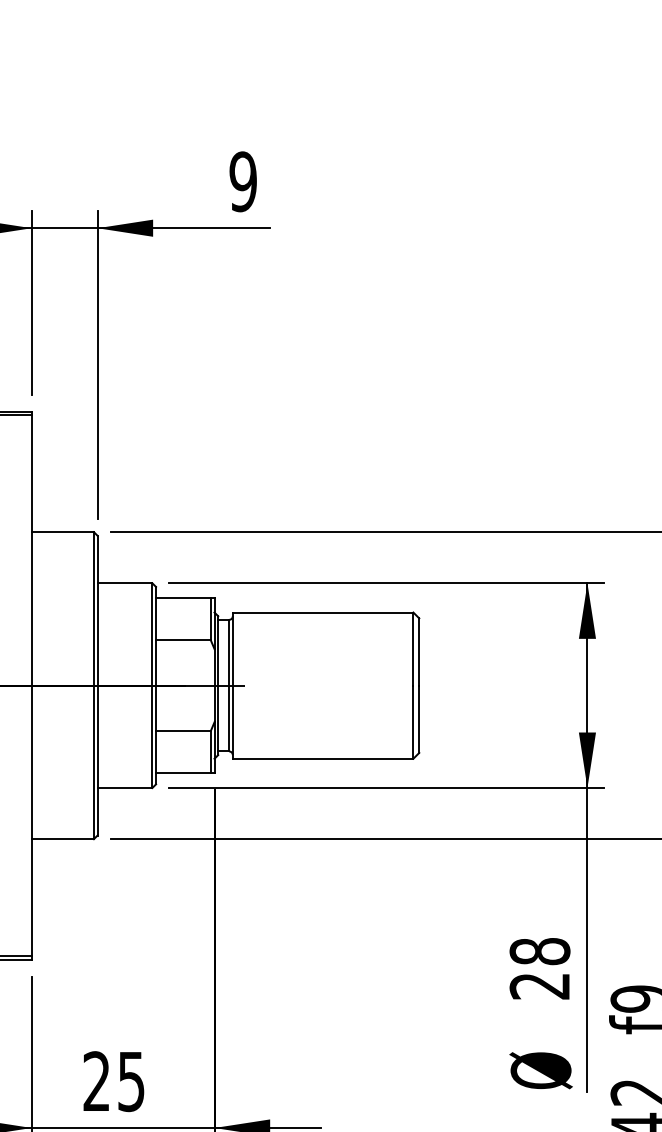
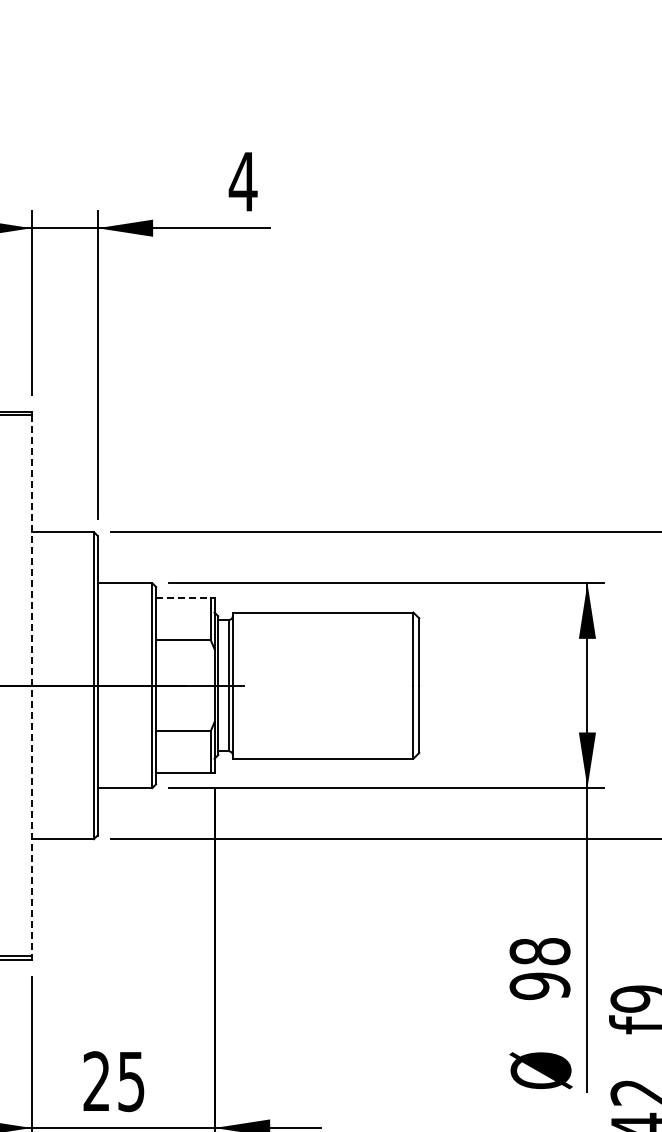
text: 9 -> 4 (242, 181)
line: solid -> dashed (183, 597)
line: solid -> dashed (31, 686)
text: 28 -> 98 (539, 986)
